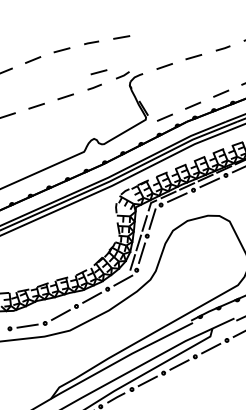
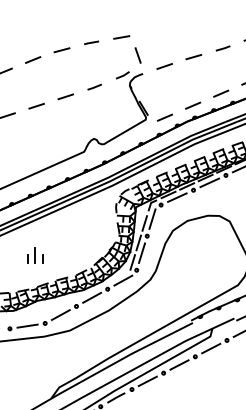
line: none -> present (137, 55)
line: present -> none (98, 72)
part: none -> present (35, 255)
